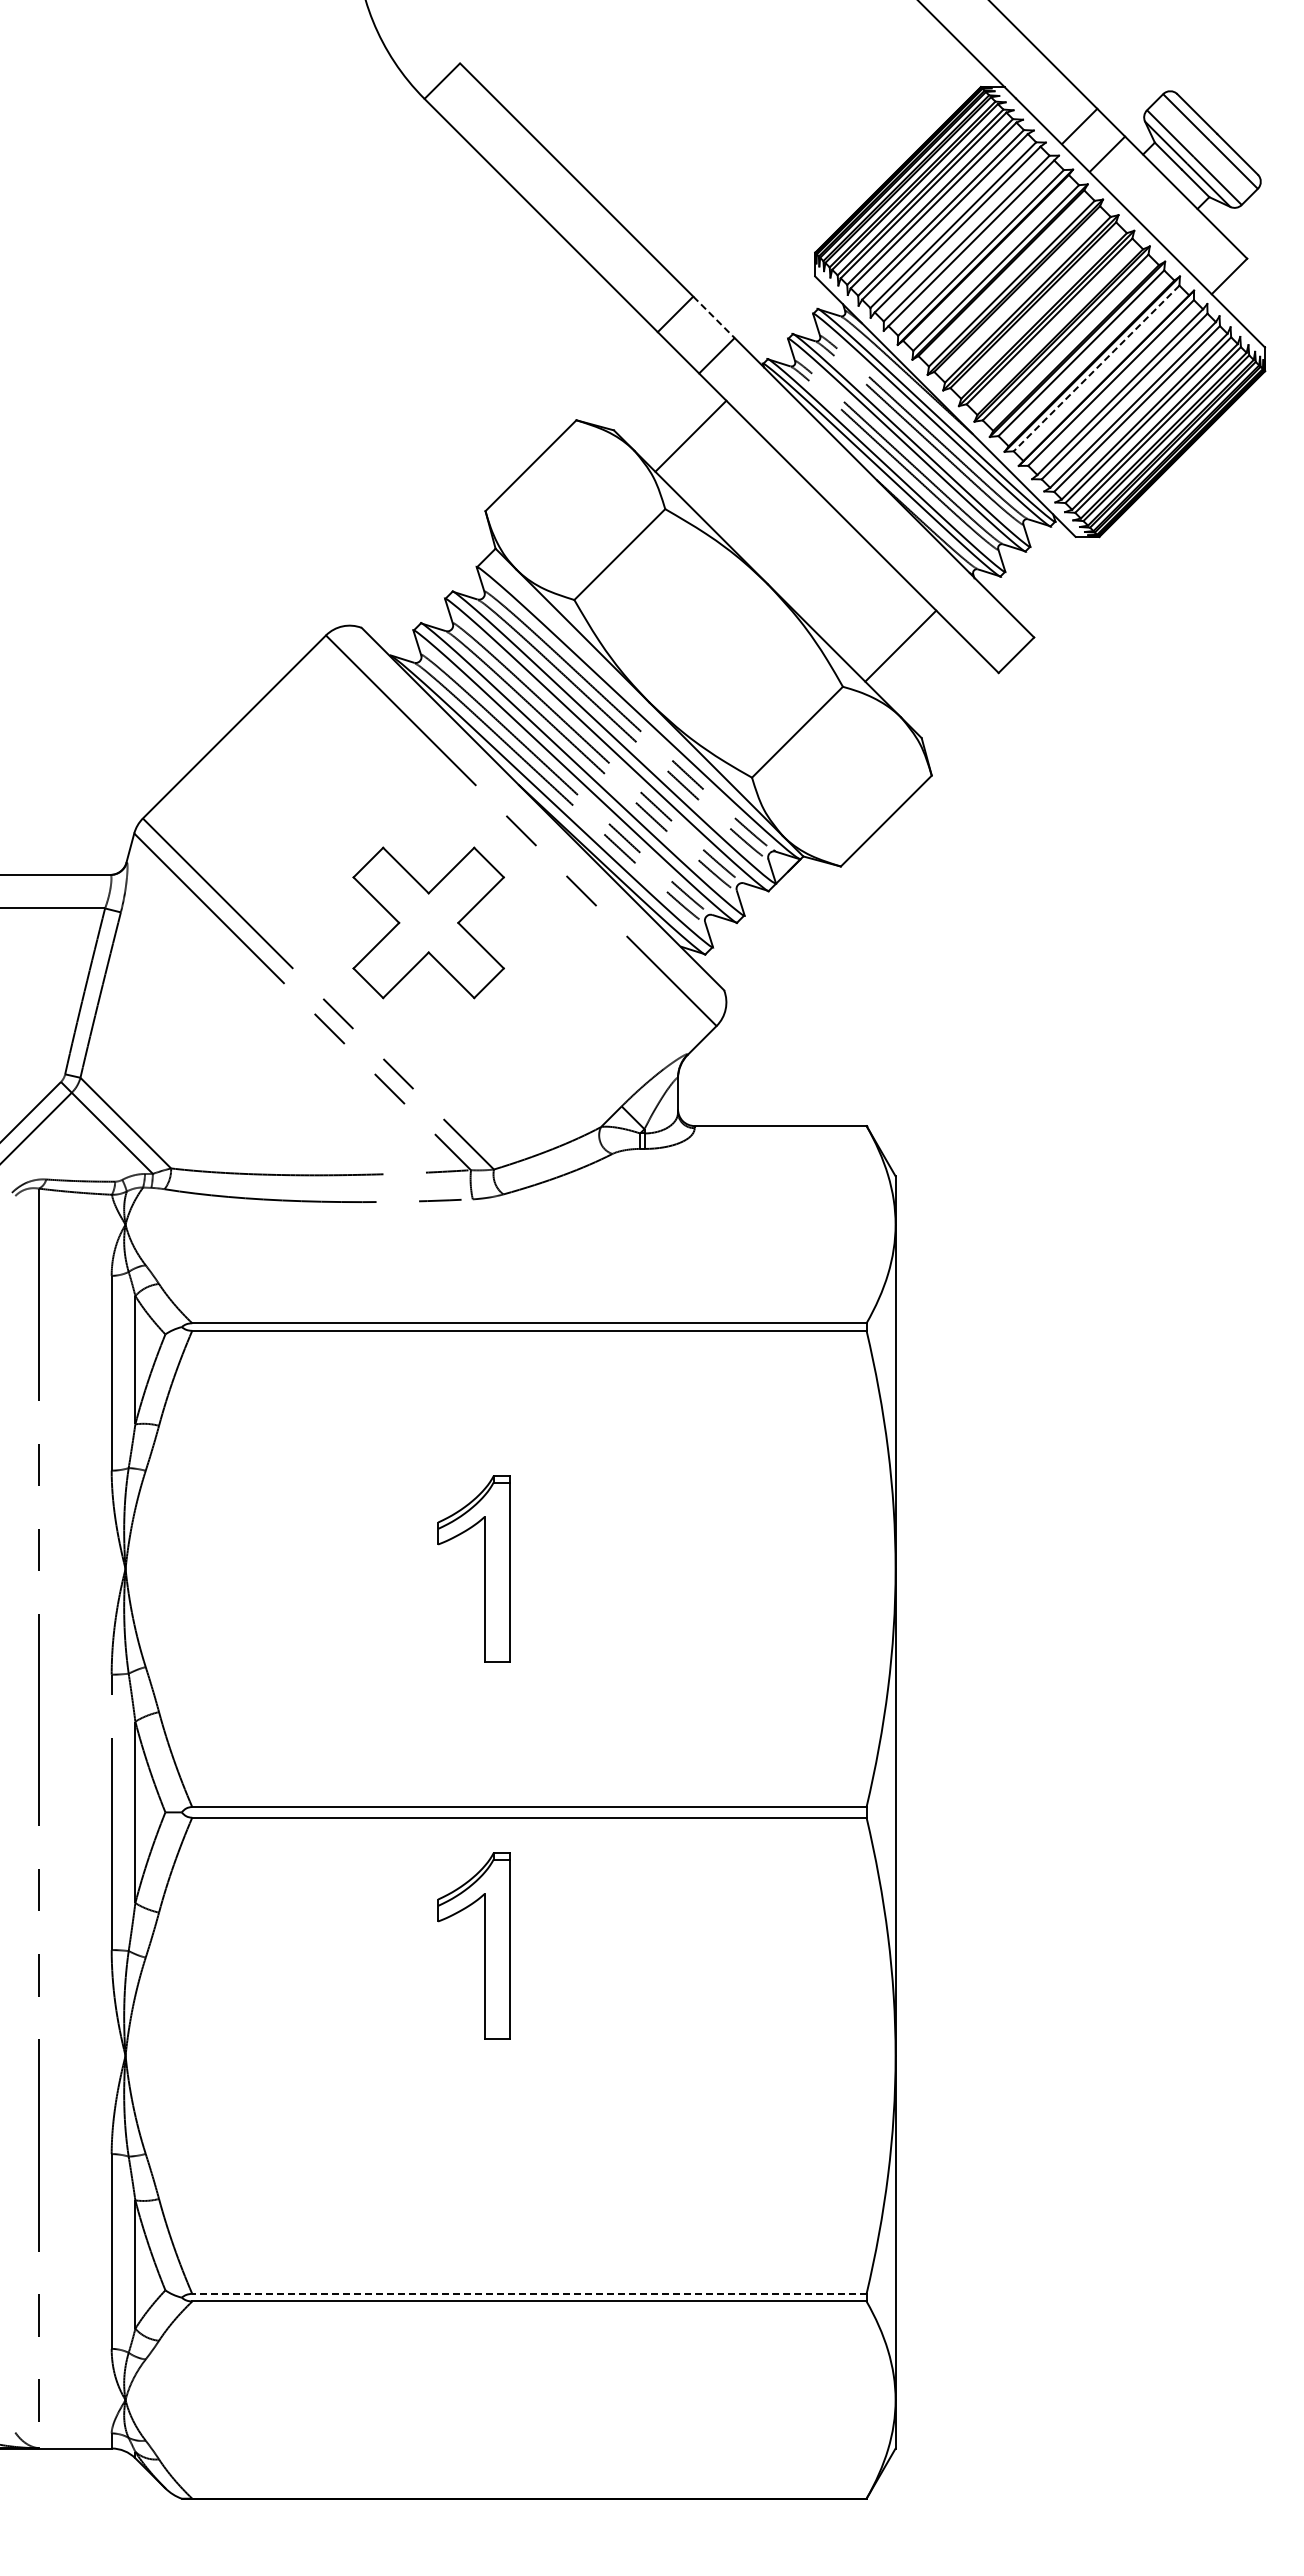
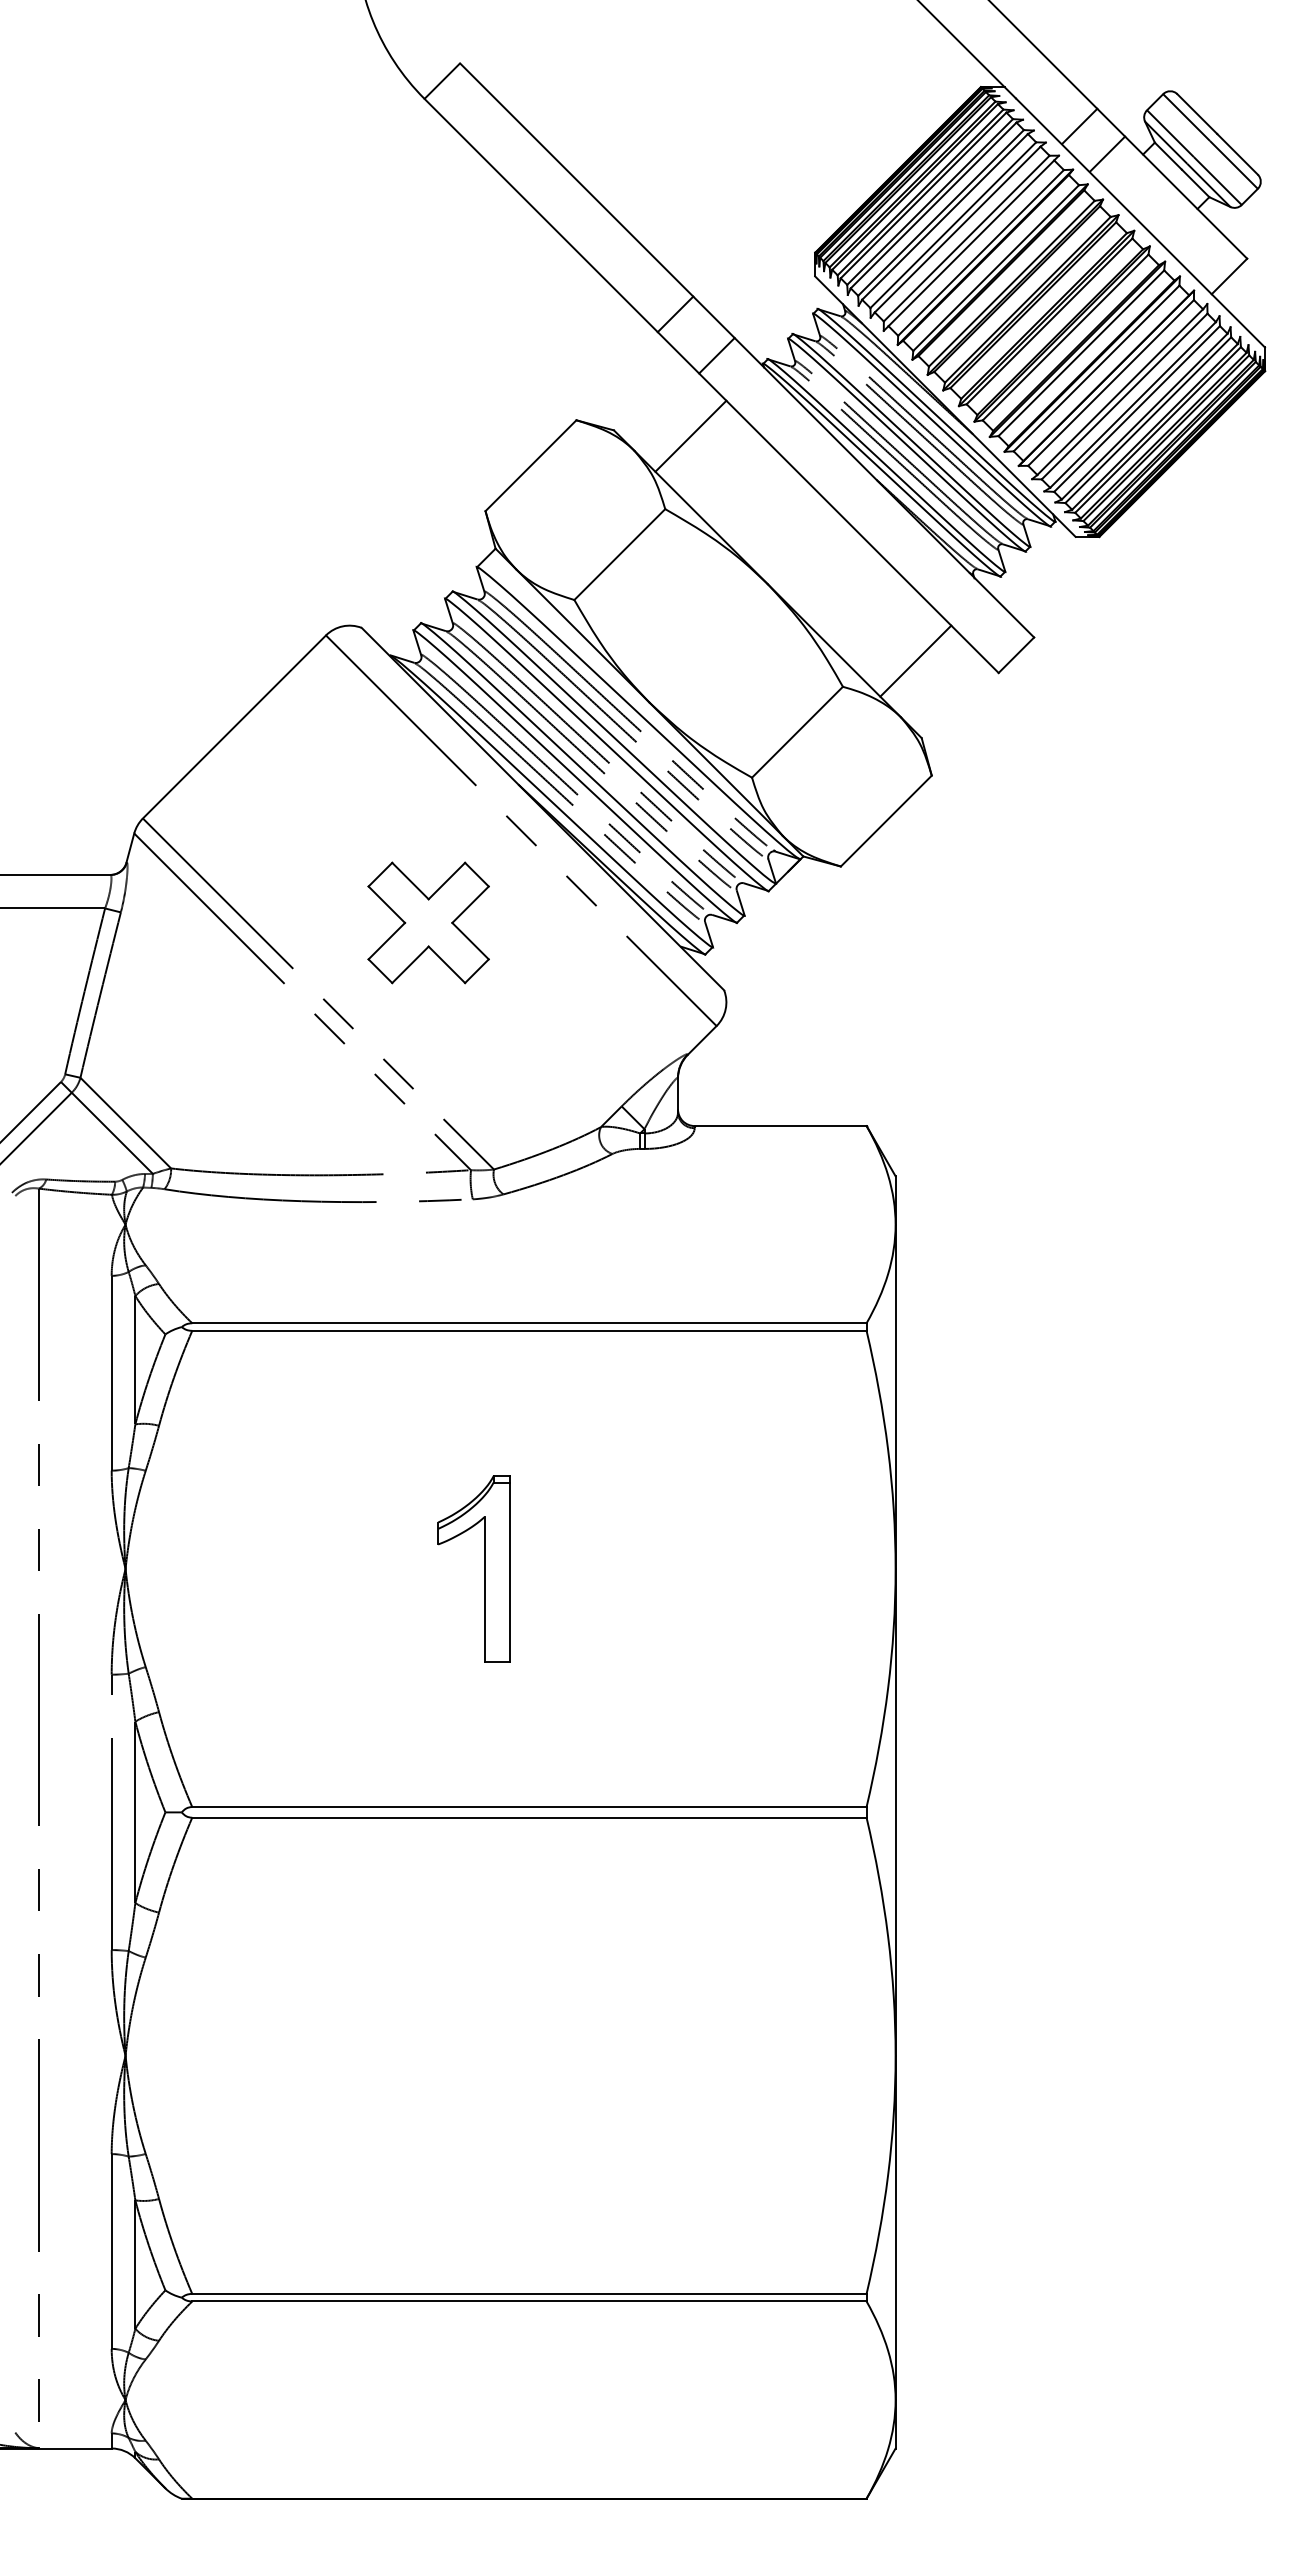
line: dashed -> solid (714, 317)
line: dashed -> solid (1096, 368)
line position: (900, 645) -> (915, 660) (915, 660)
part size: 153x154 px -> 123x124 px (428, 922)
part: present -> none (484, 1945)
line: dashed -> solid (528, 2293)
